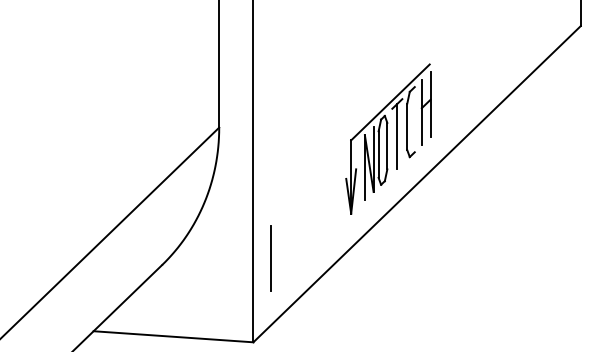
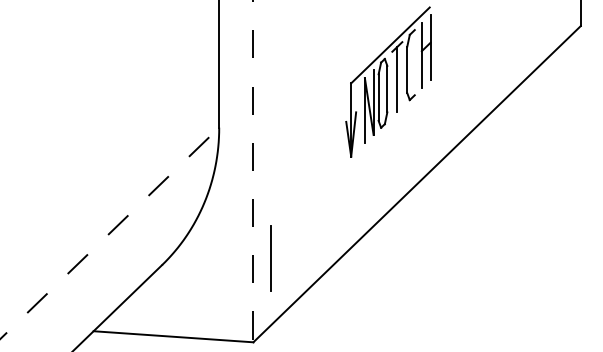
part position: (388, 138) -> (388, 81) (388, 81)
line: solid -> dashed (253, 171)
line: solid -> dashed (110, 233)
